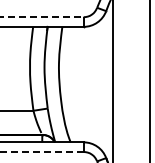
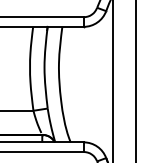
line: dashed -> solid (41, 17)
line position: (150, 80) -> (136, 80) (136, 80)
line: dashed -> solid (41, 151)
